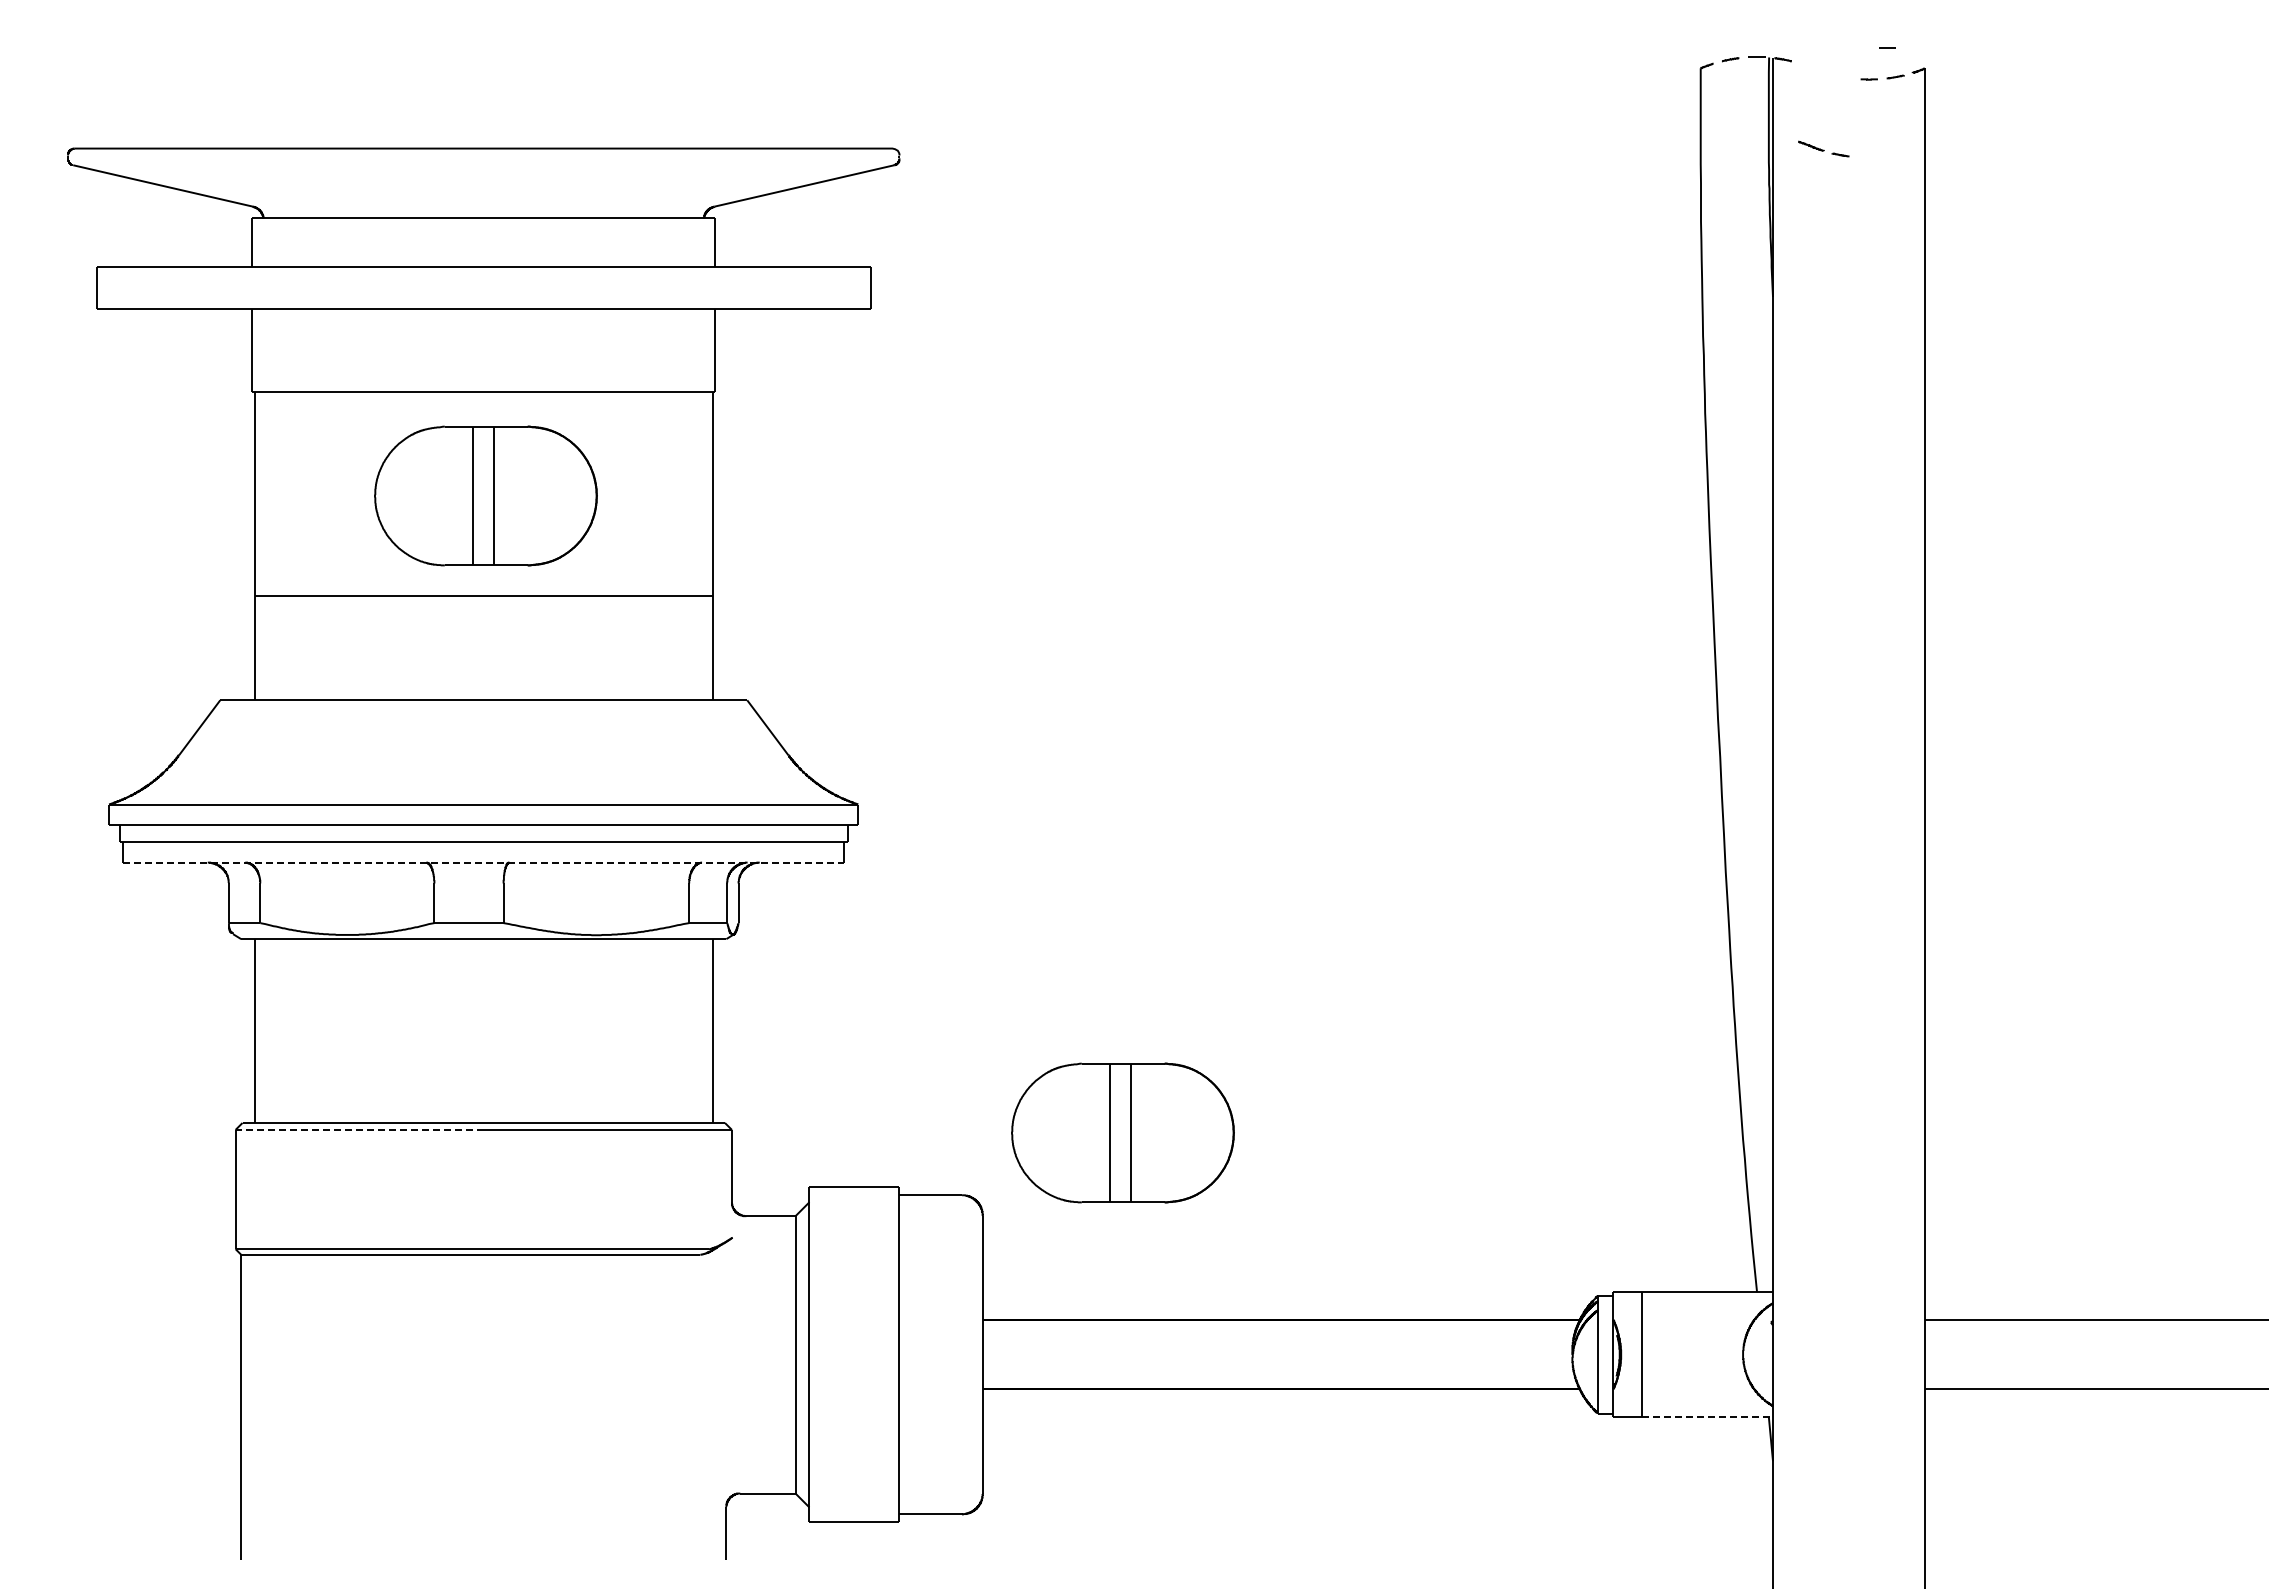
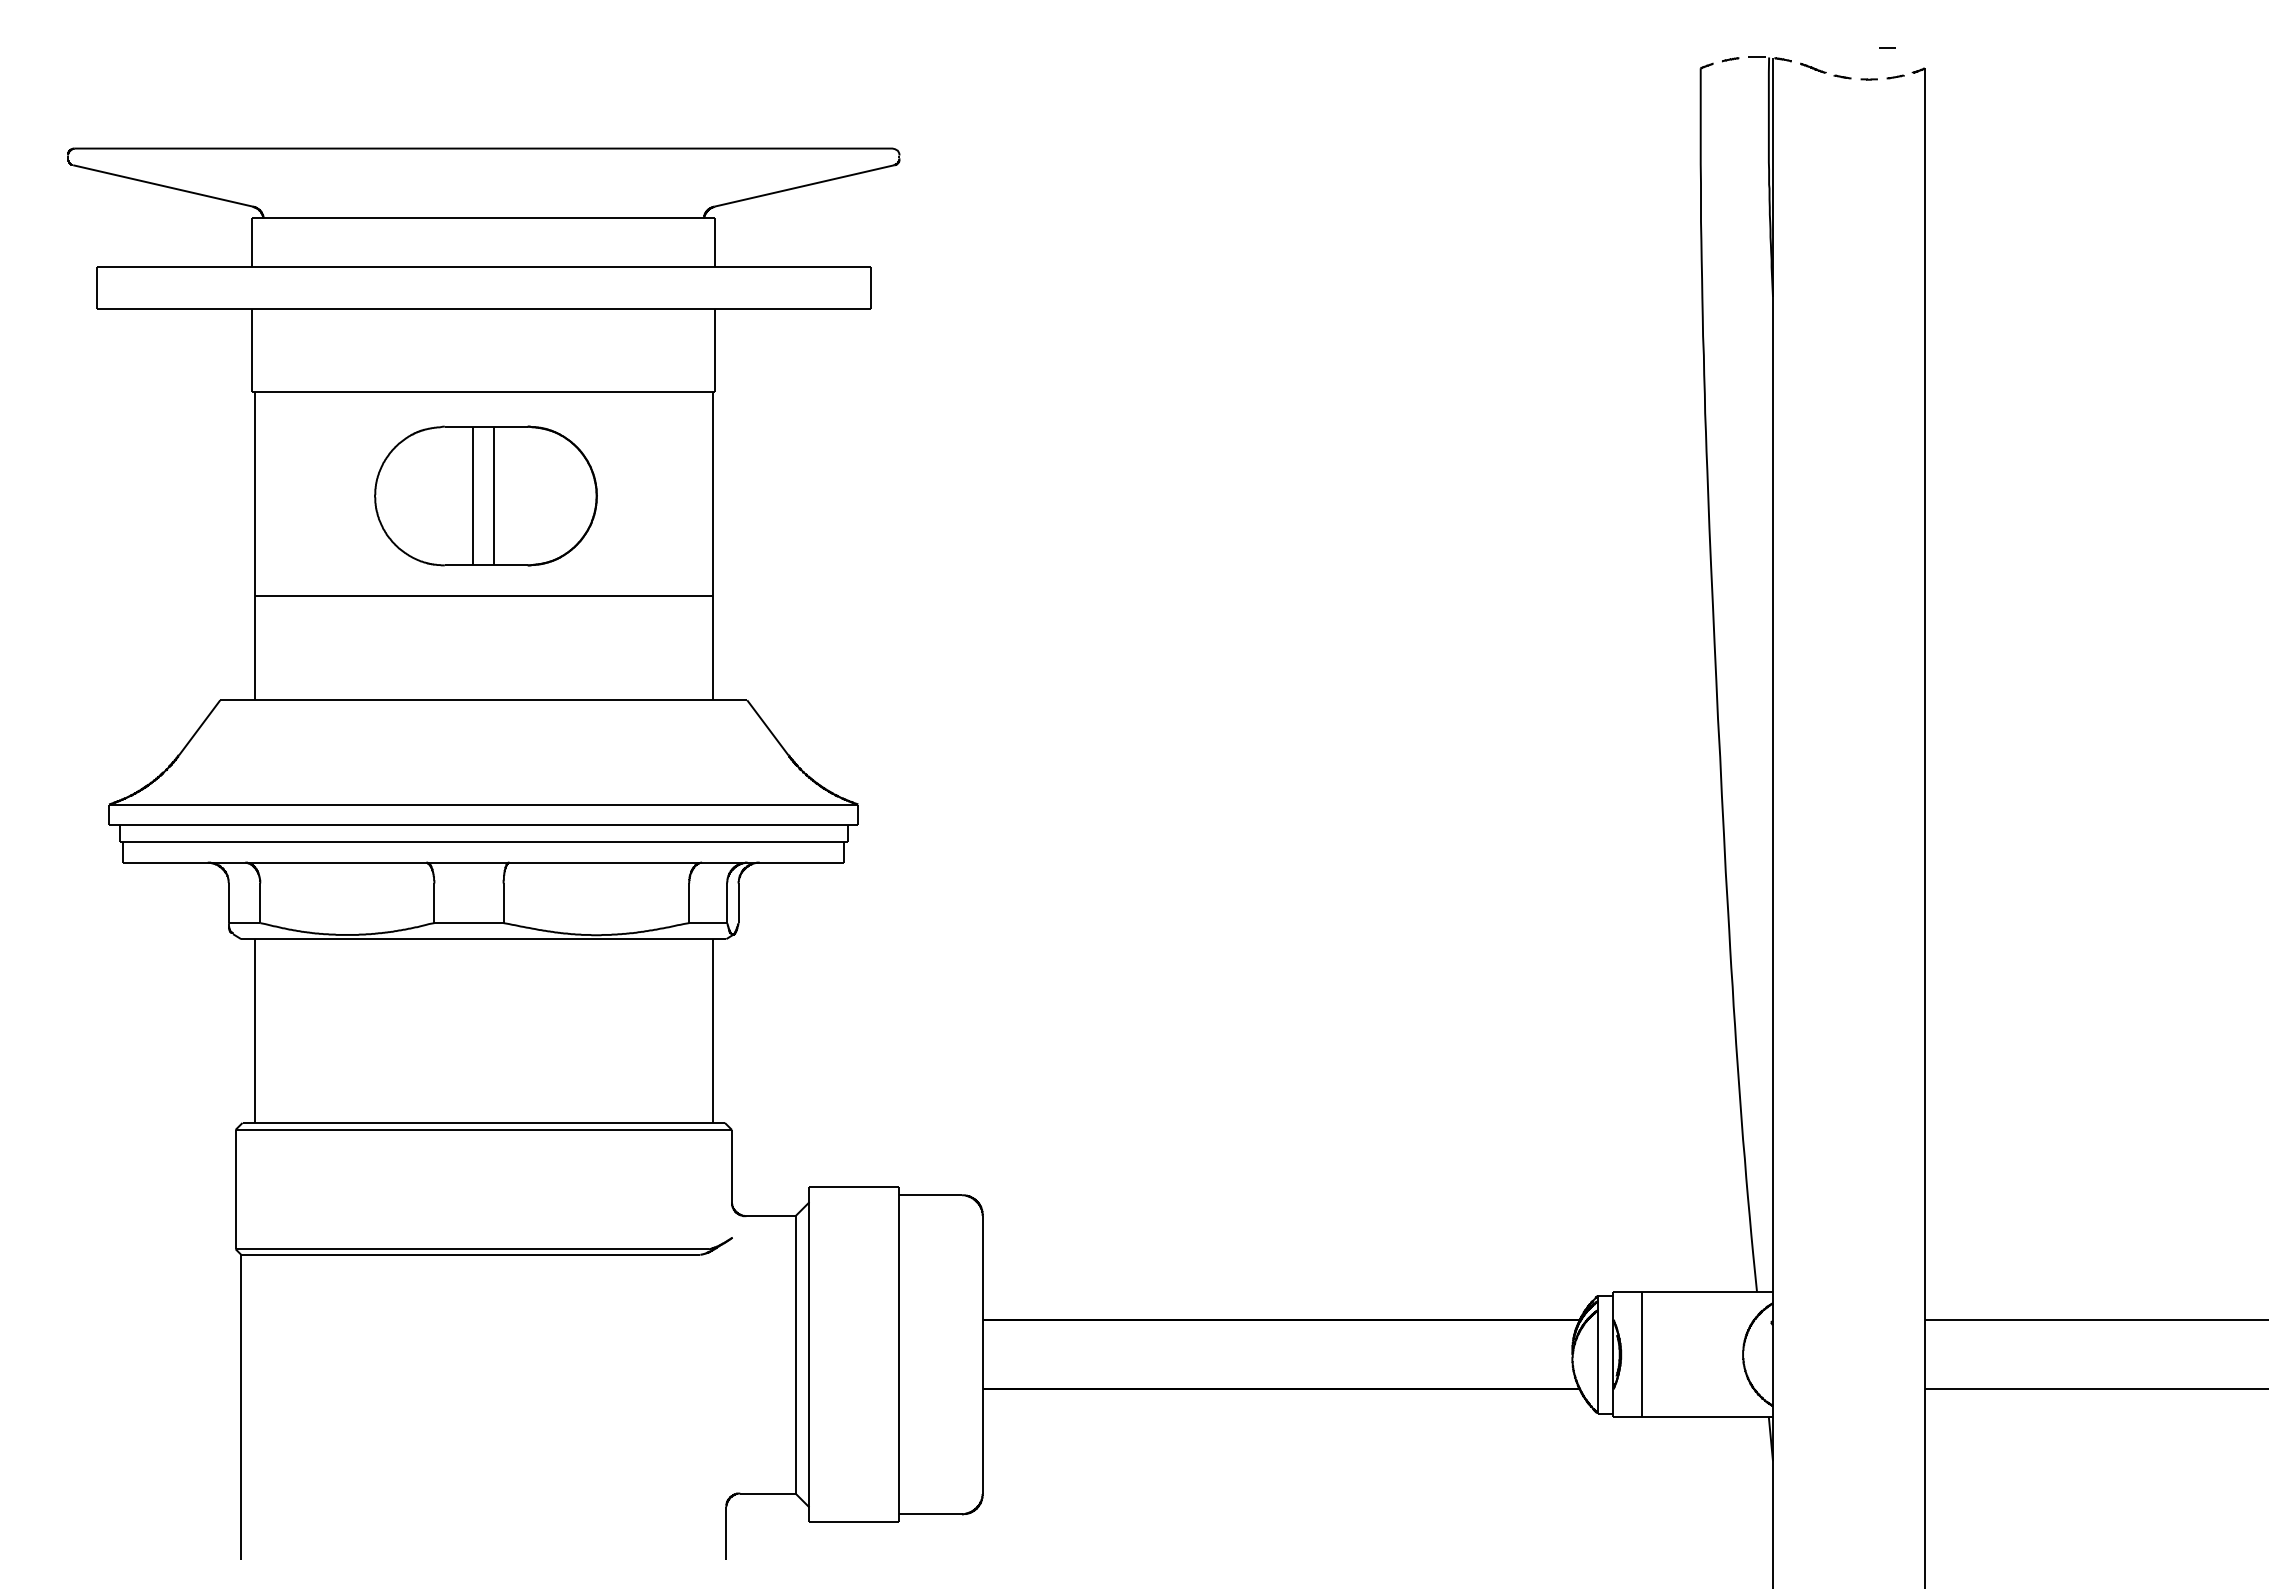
part position: (1823, 148) -> (1825, 70) (1825, 70)
line: dashed -> solid (484, 862)
line: dashed -> solid (359, 1129)
part: present -> none (1122, 1132)
line: dashed -> solid (1707, 1417)
